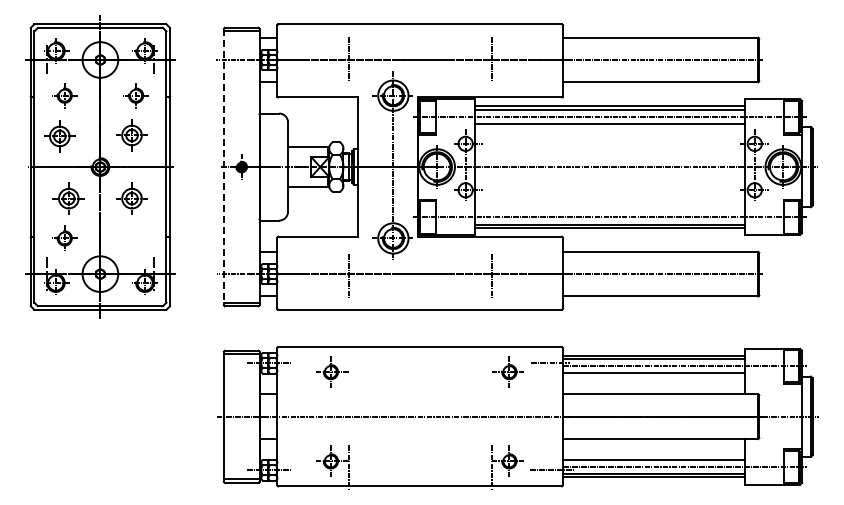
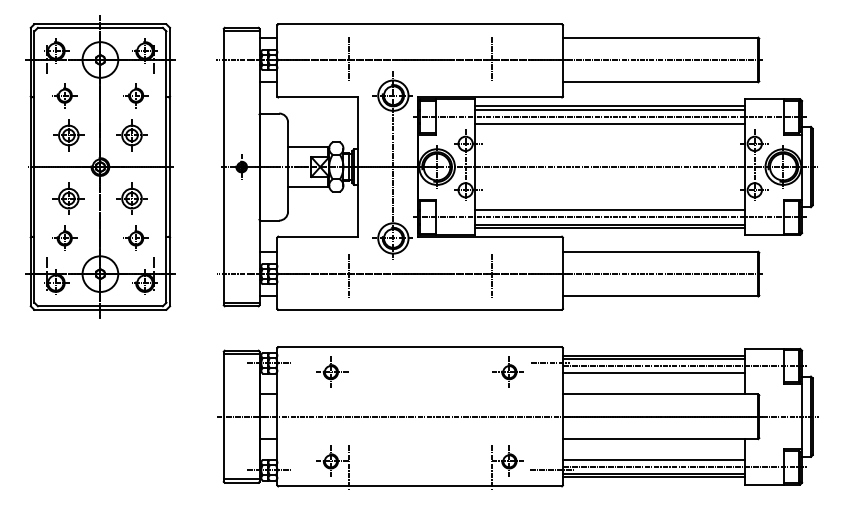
part position: (59, 136) -> (68, 135) (68, 135)
line: dashed -> solid (223, 167)
line: none -> present (609, 210)
part: none -> present (135, 237)
